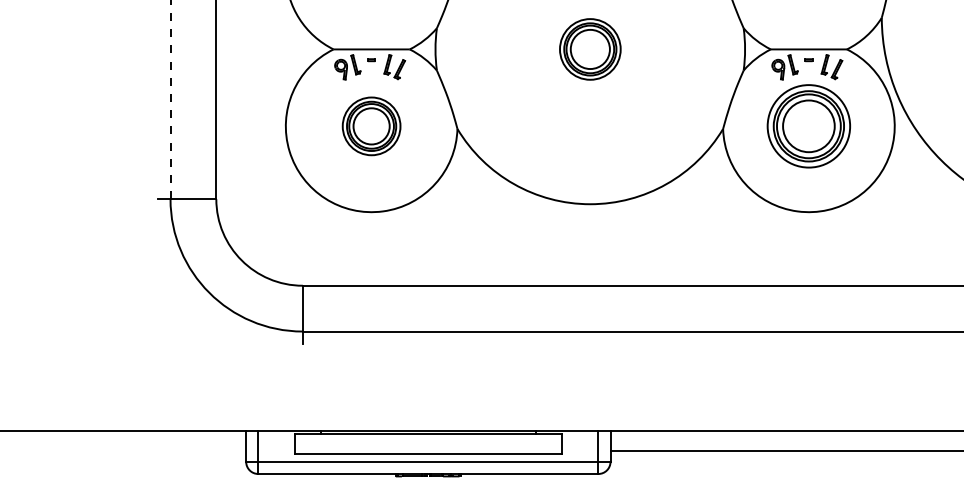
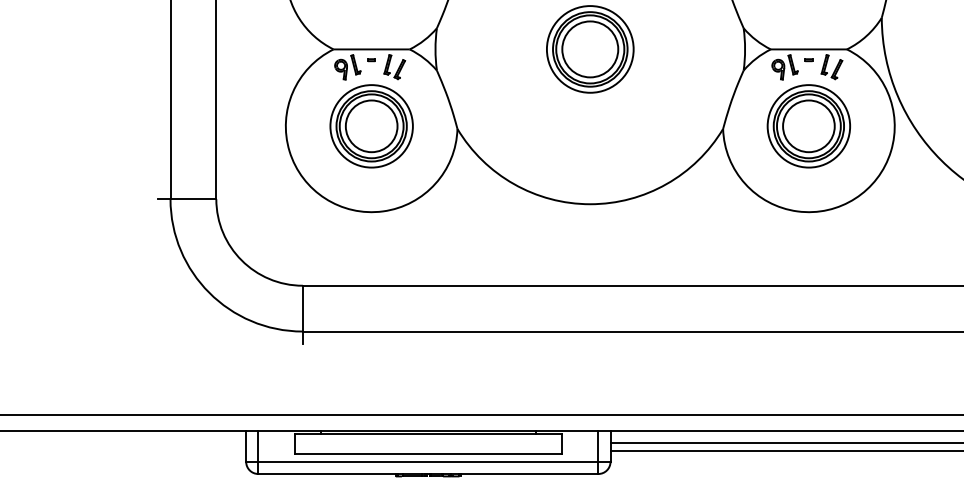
part size: 63x63 px -> 89x89 px (590, 49)
line: dashed -> solid (170, 99)
part size: 61x61 px -> 85x85 px (371, 126)
line: none -> present (481, 414)
line: none -> present (785, 443)
